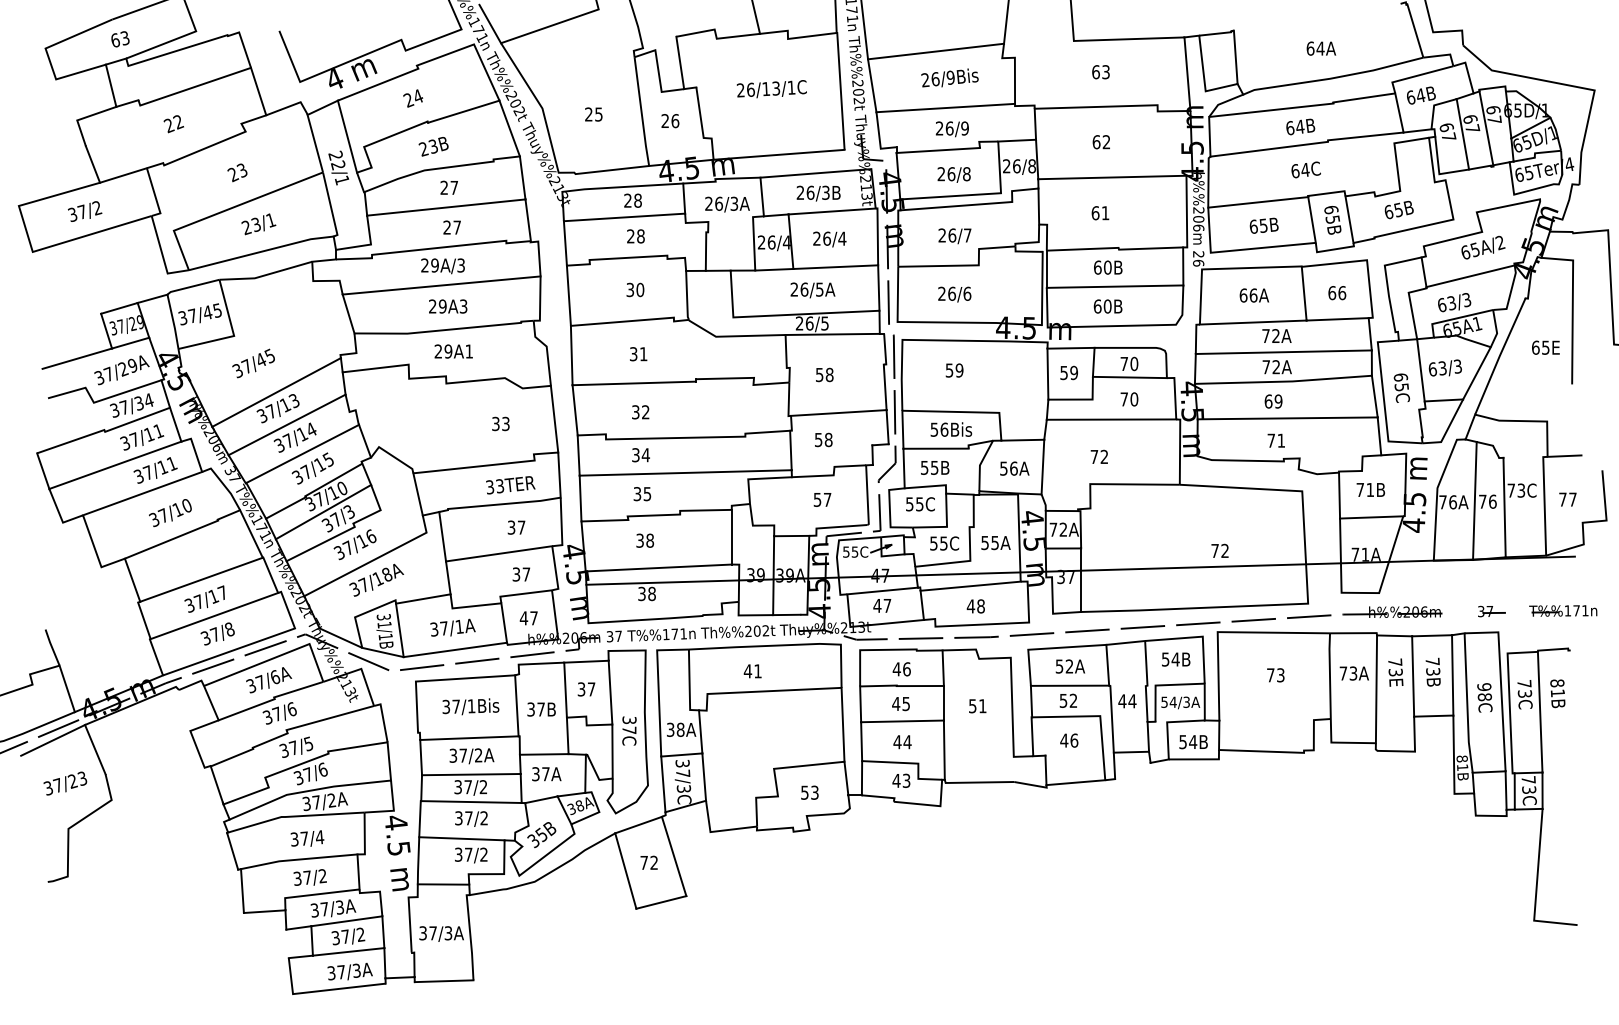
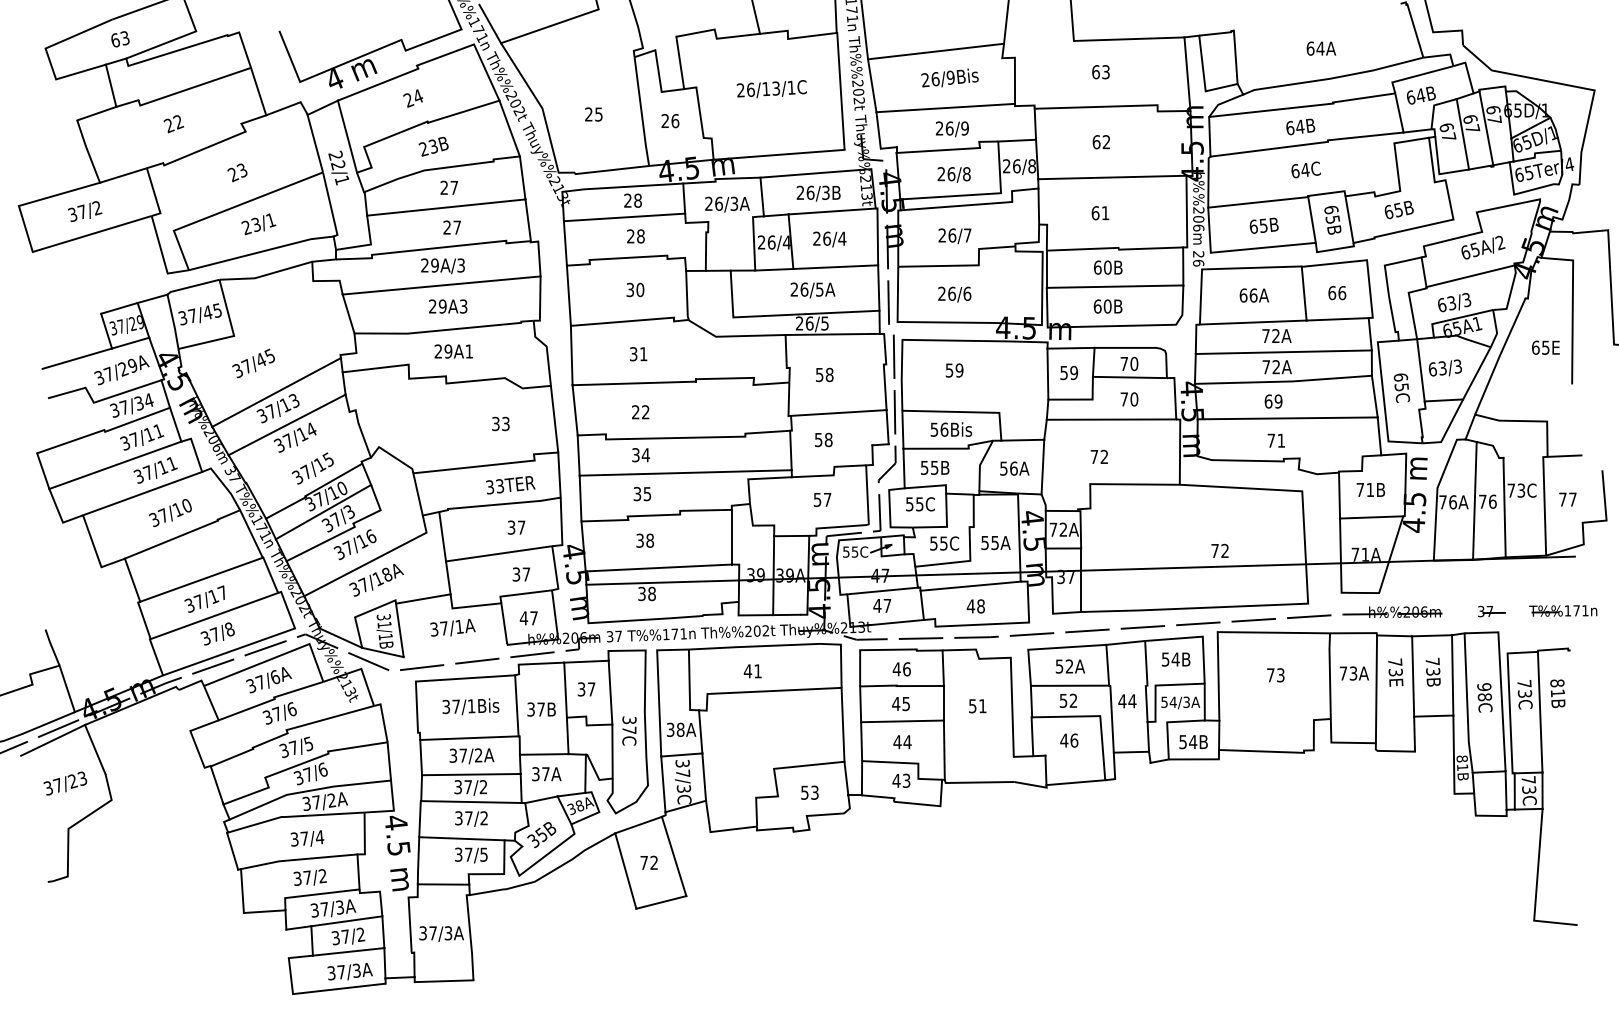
text: 32 -> 22 (635, 412)
line: present -> none (302, 453)
line: present -> none (455, 649)
text: 37/2 -> 37/5 (483, 854)
